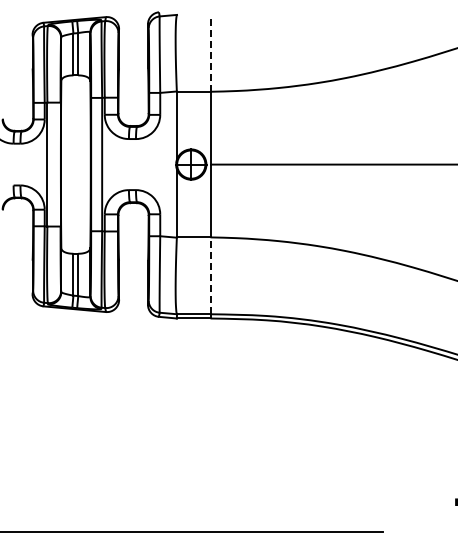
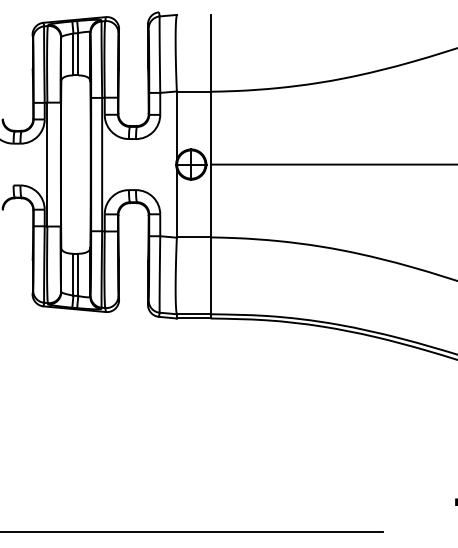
line: dashed -> solid (210, 52)
line: dashed -> solid (210, 275)
